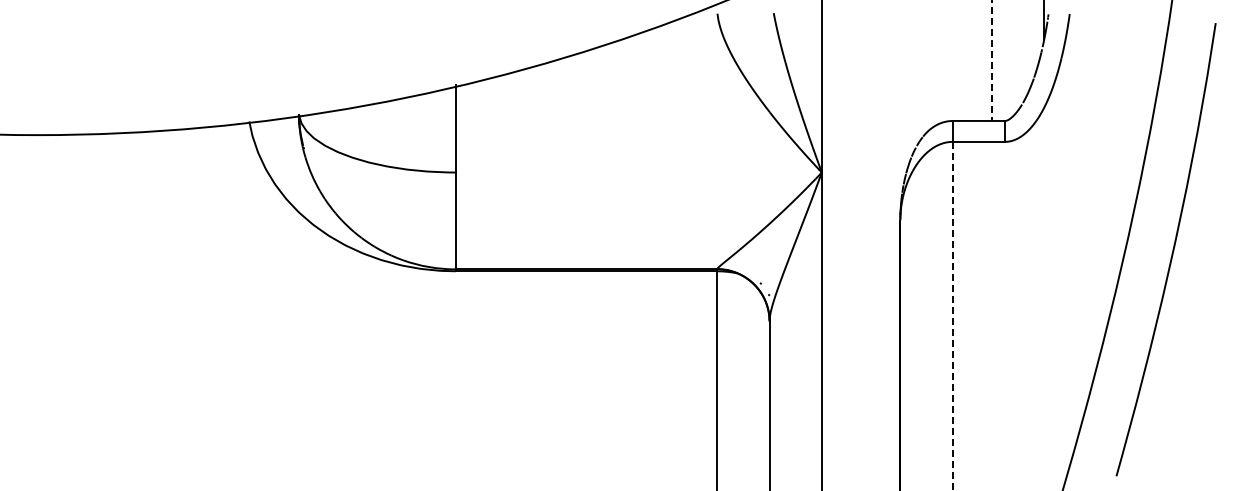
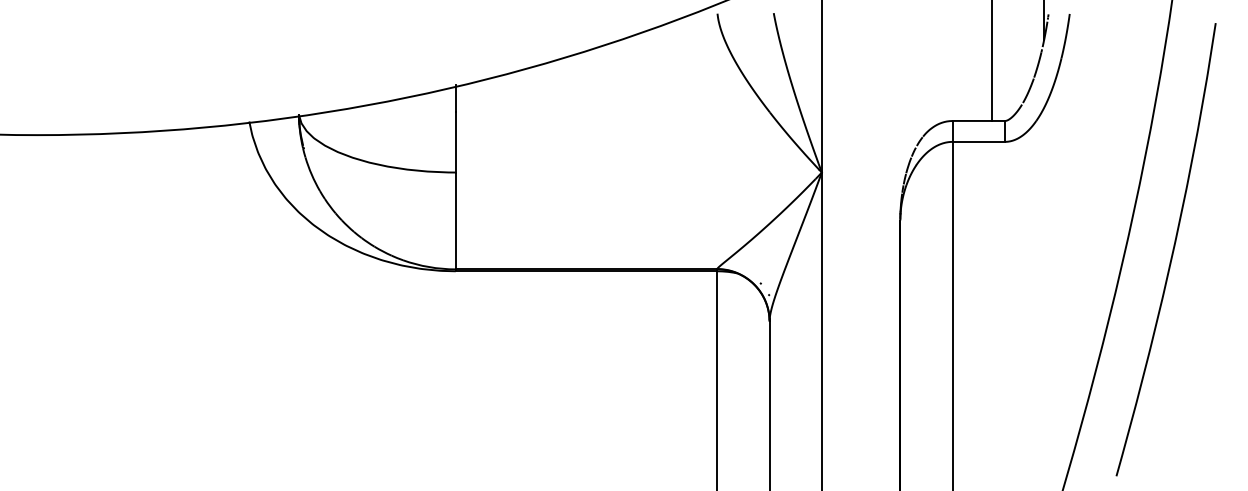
line: dashed -> solid (991, 61)
line: dashed -> solid (952, 316)
